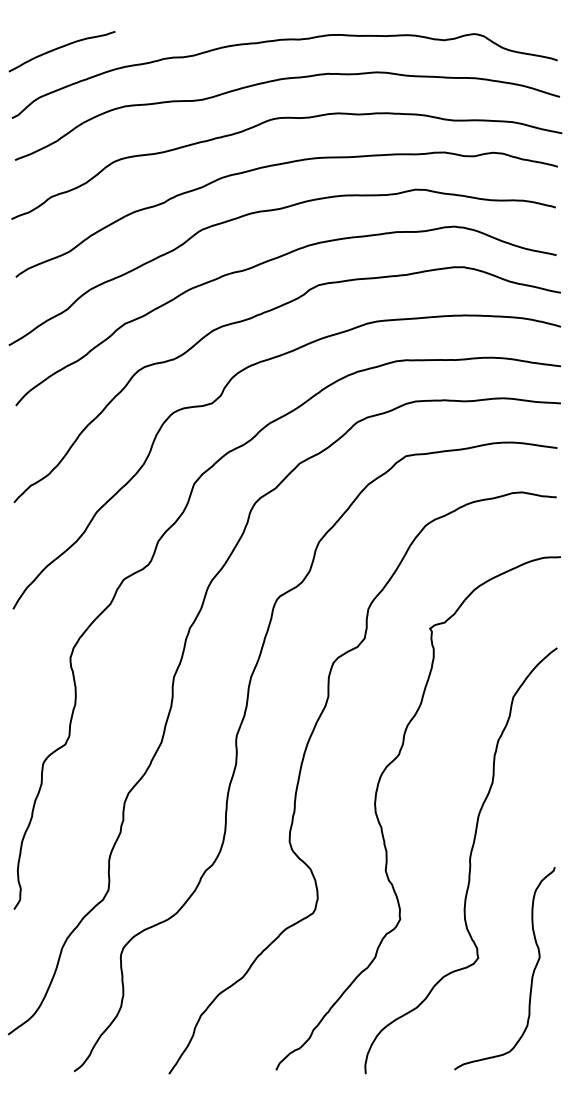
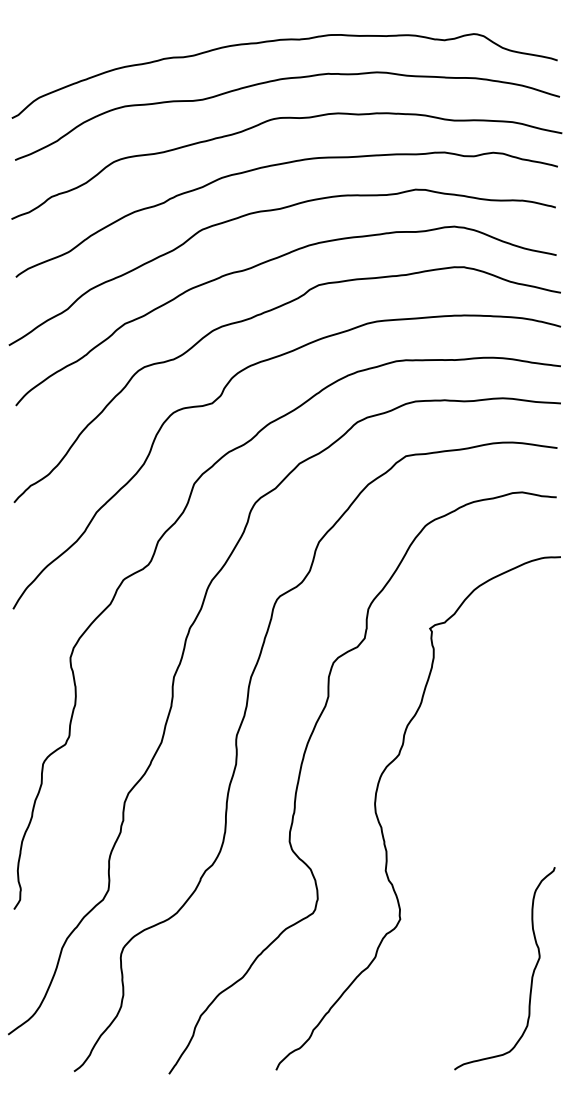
curve: present -> none (60, 48)
curve: present -> none (469, 860)
